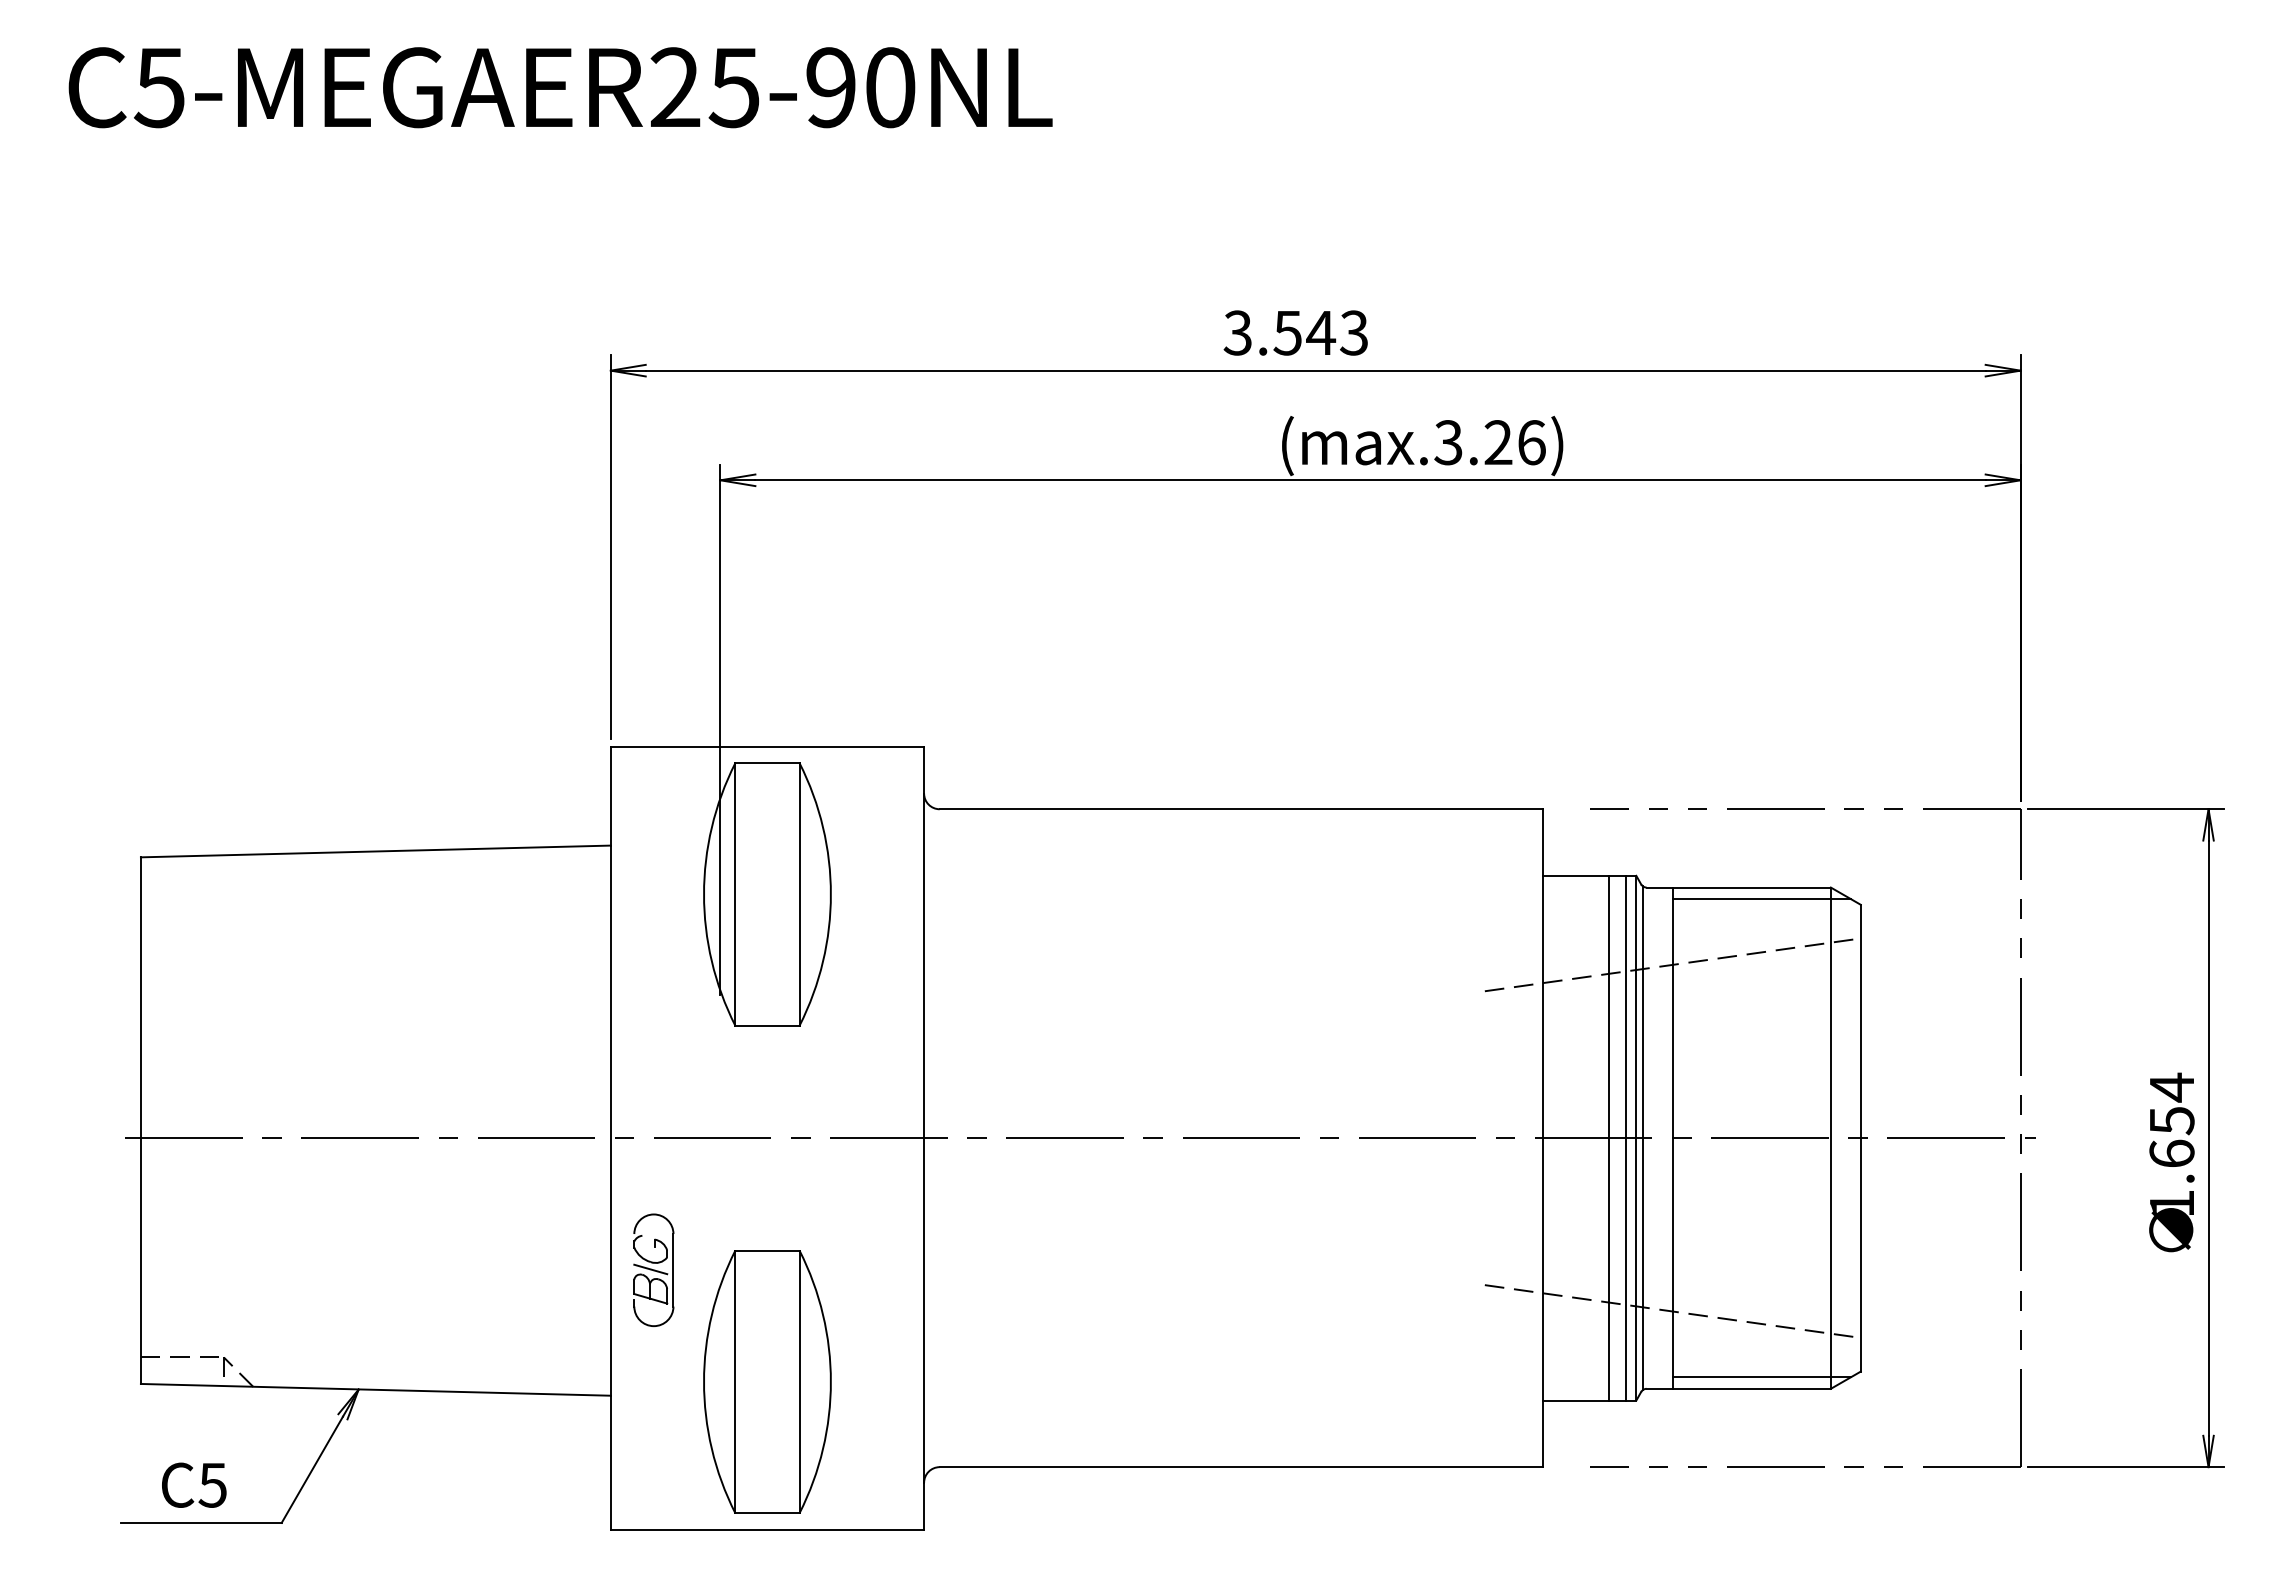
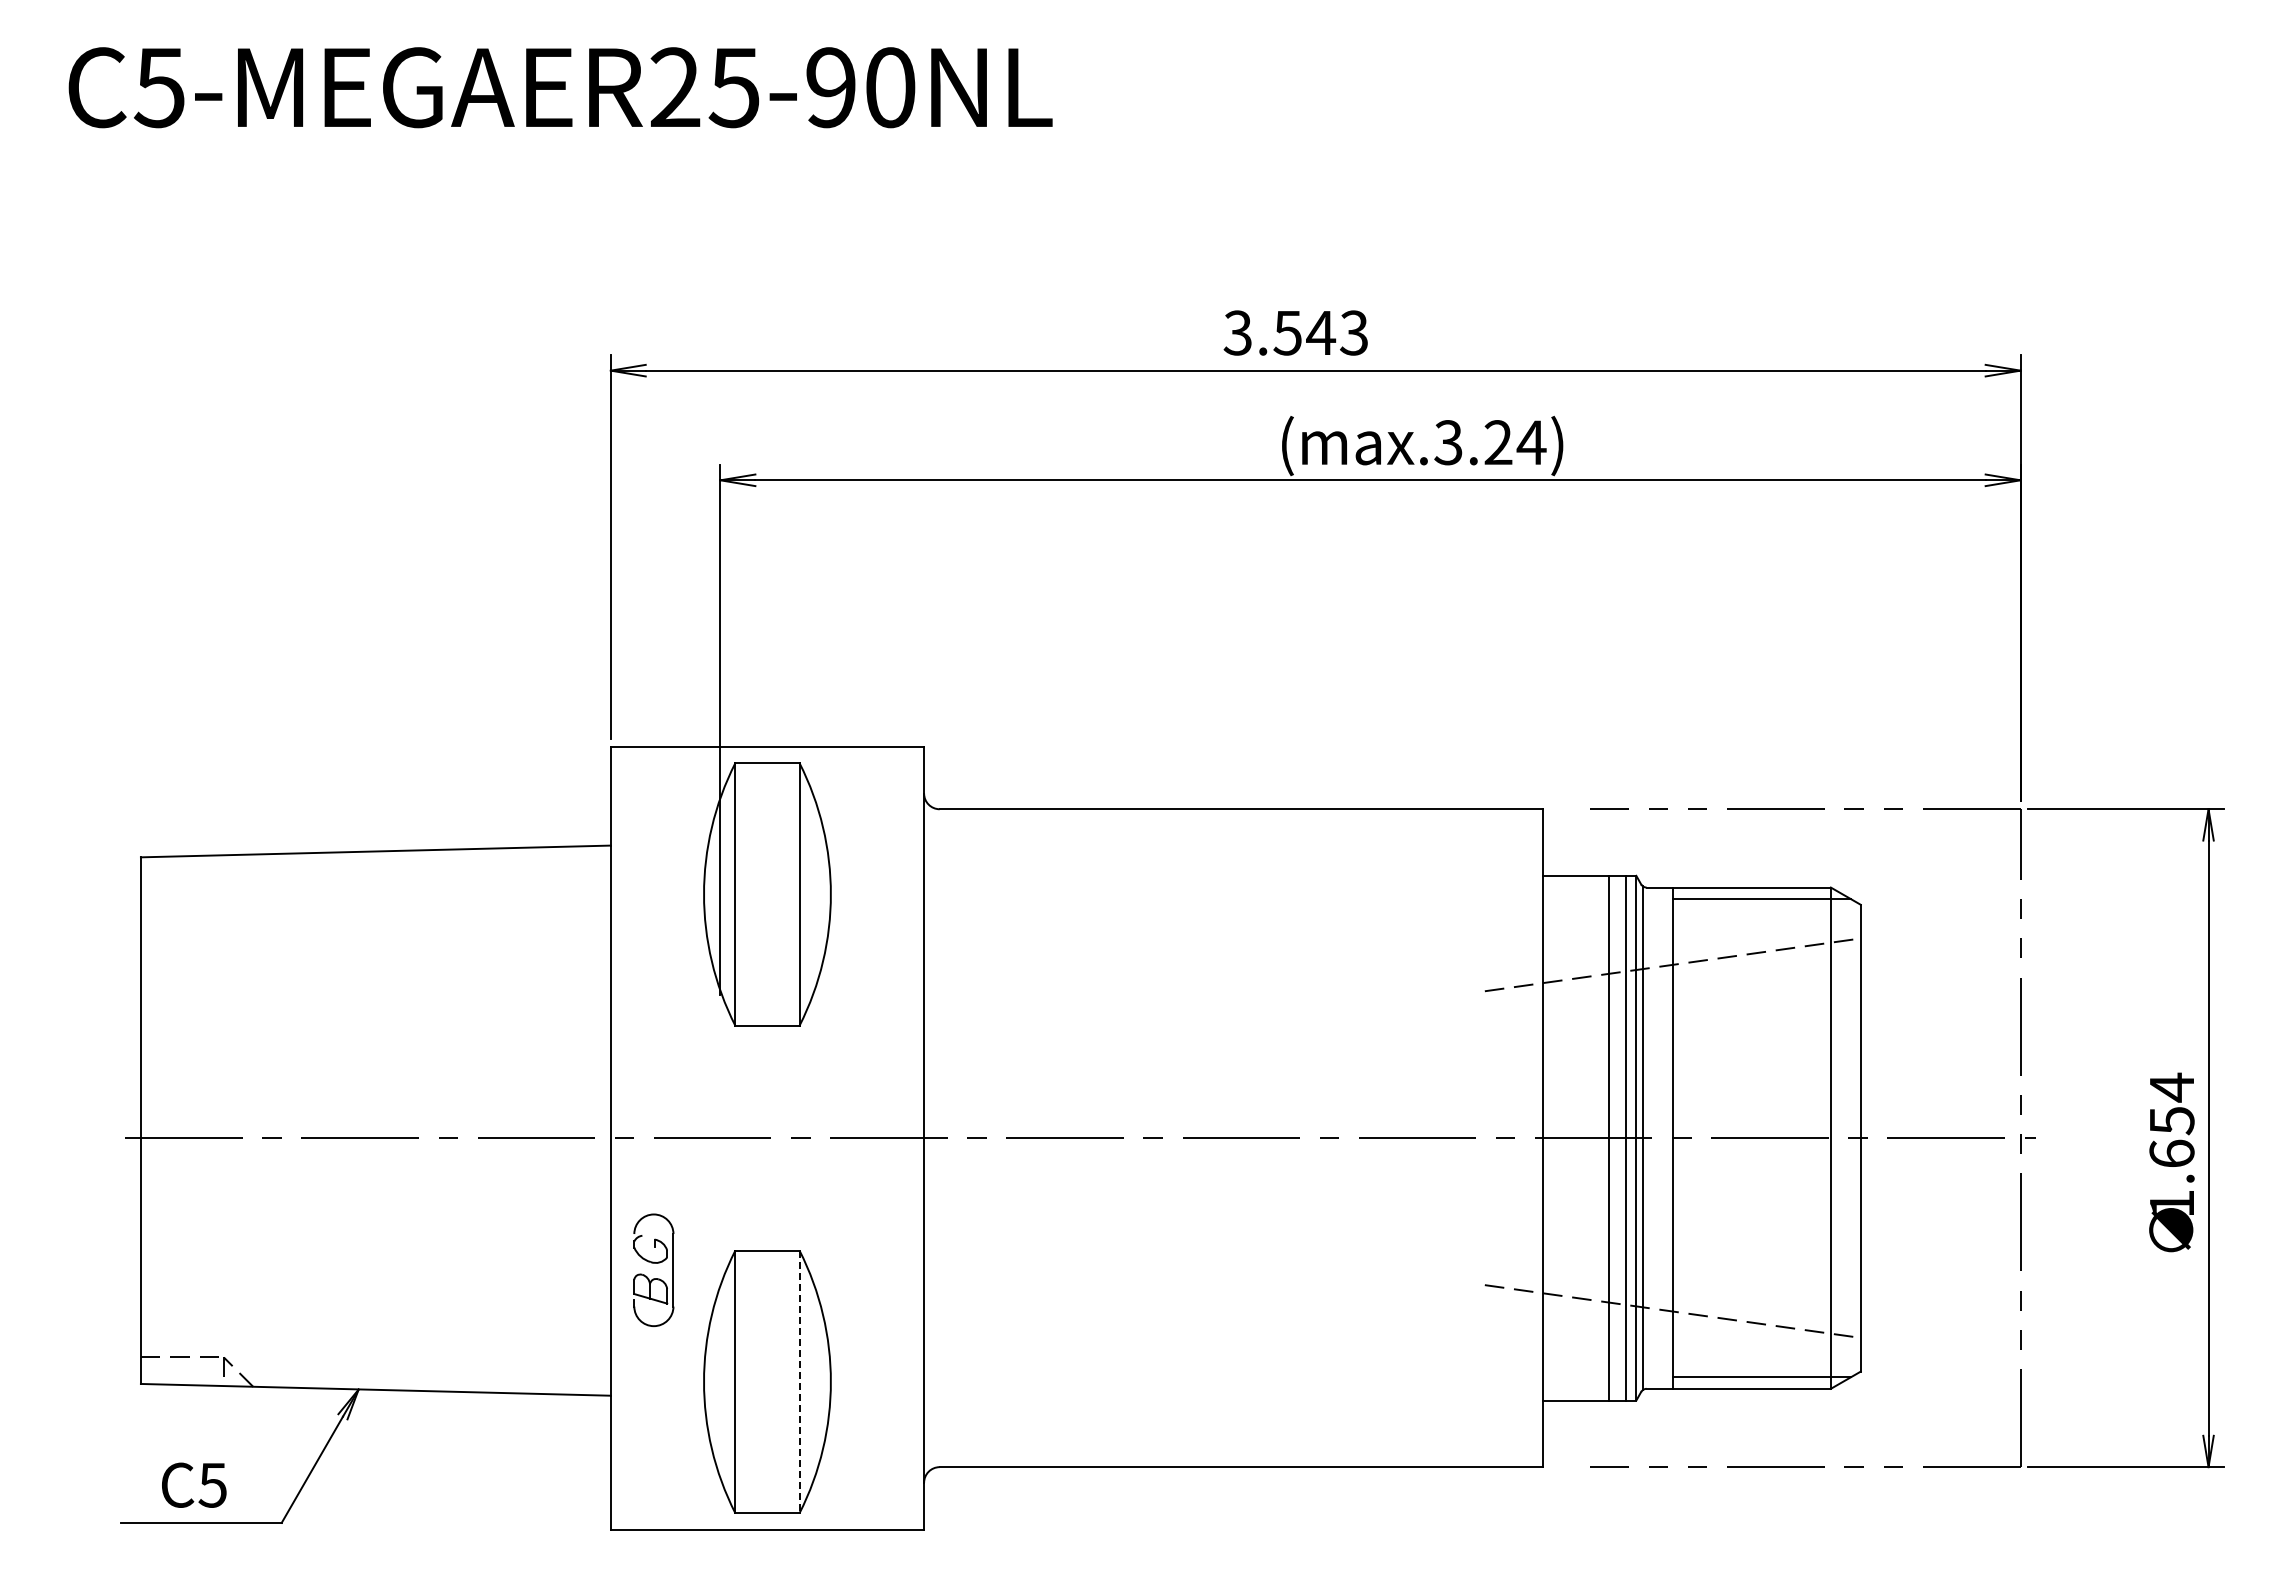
text: (max.3.26) -> (max.3.24) (1531, 442)
line: present -> none (650, 1269)
line: solid -> dashed (799, 1382)
